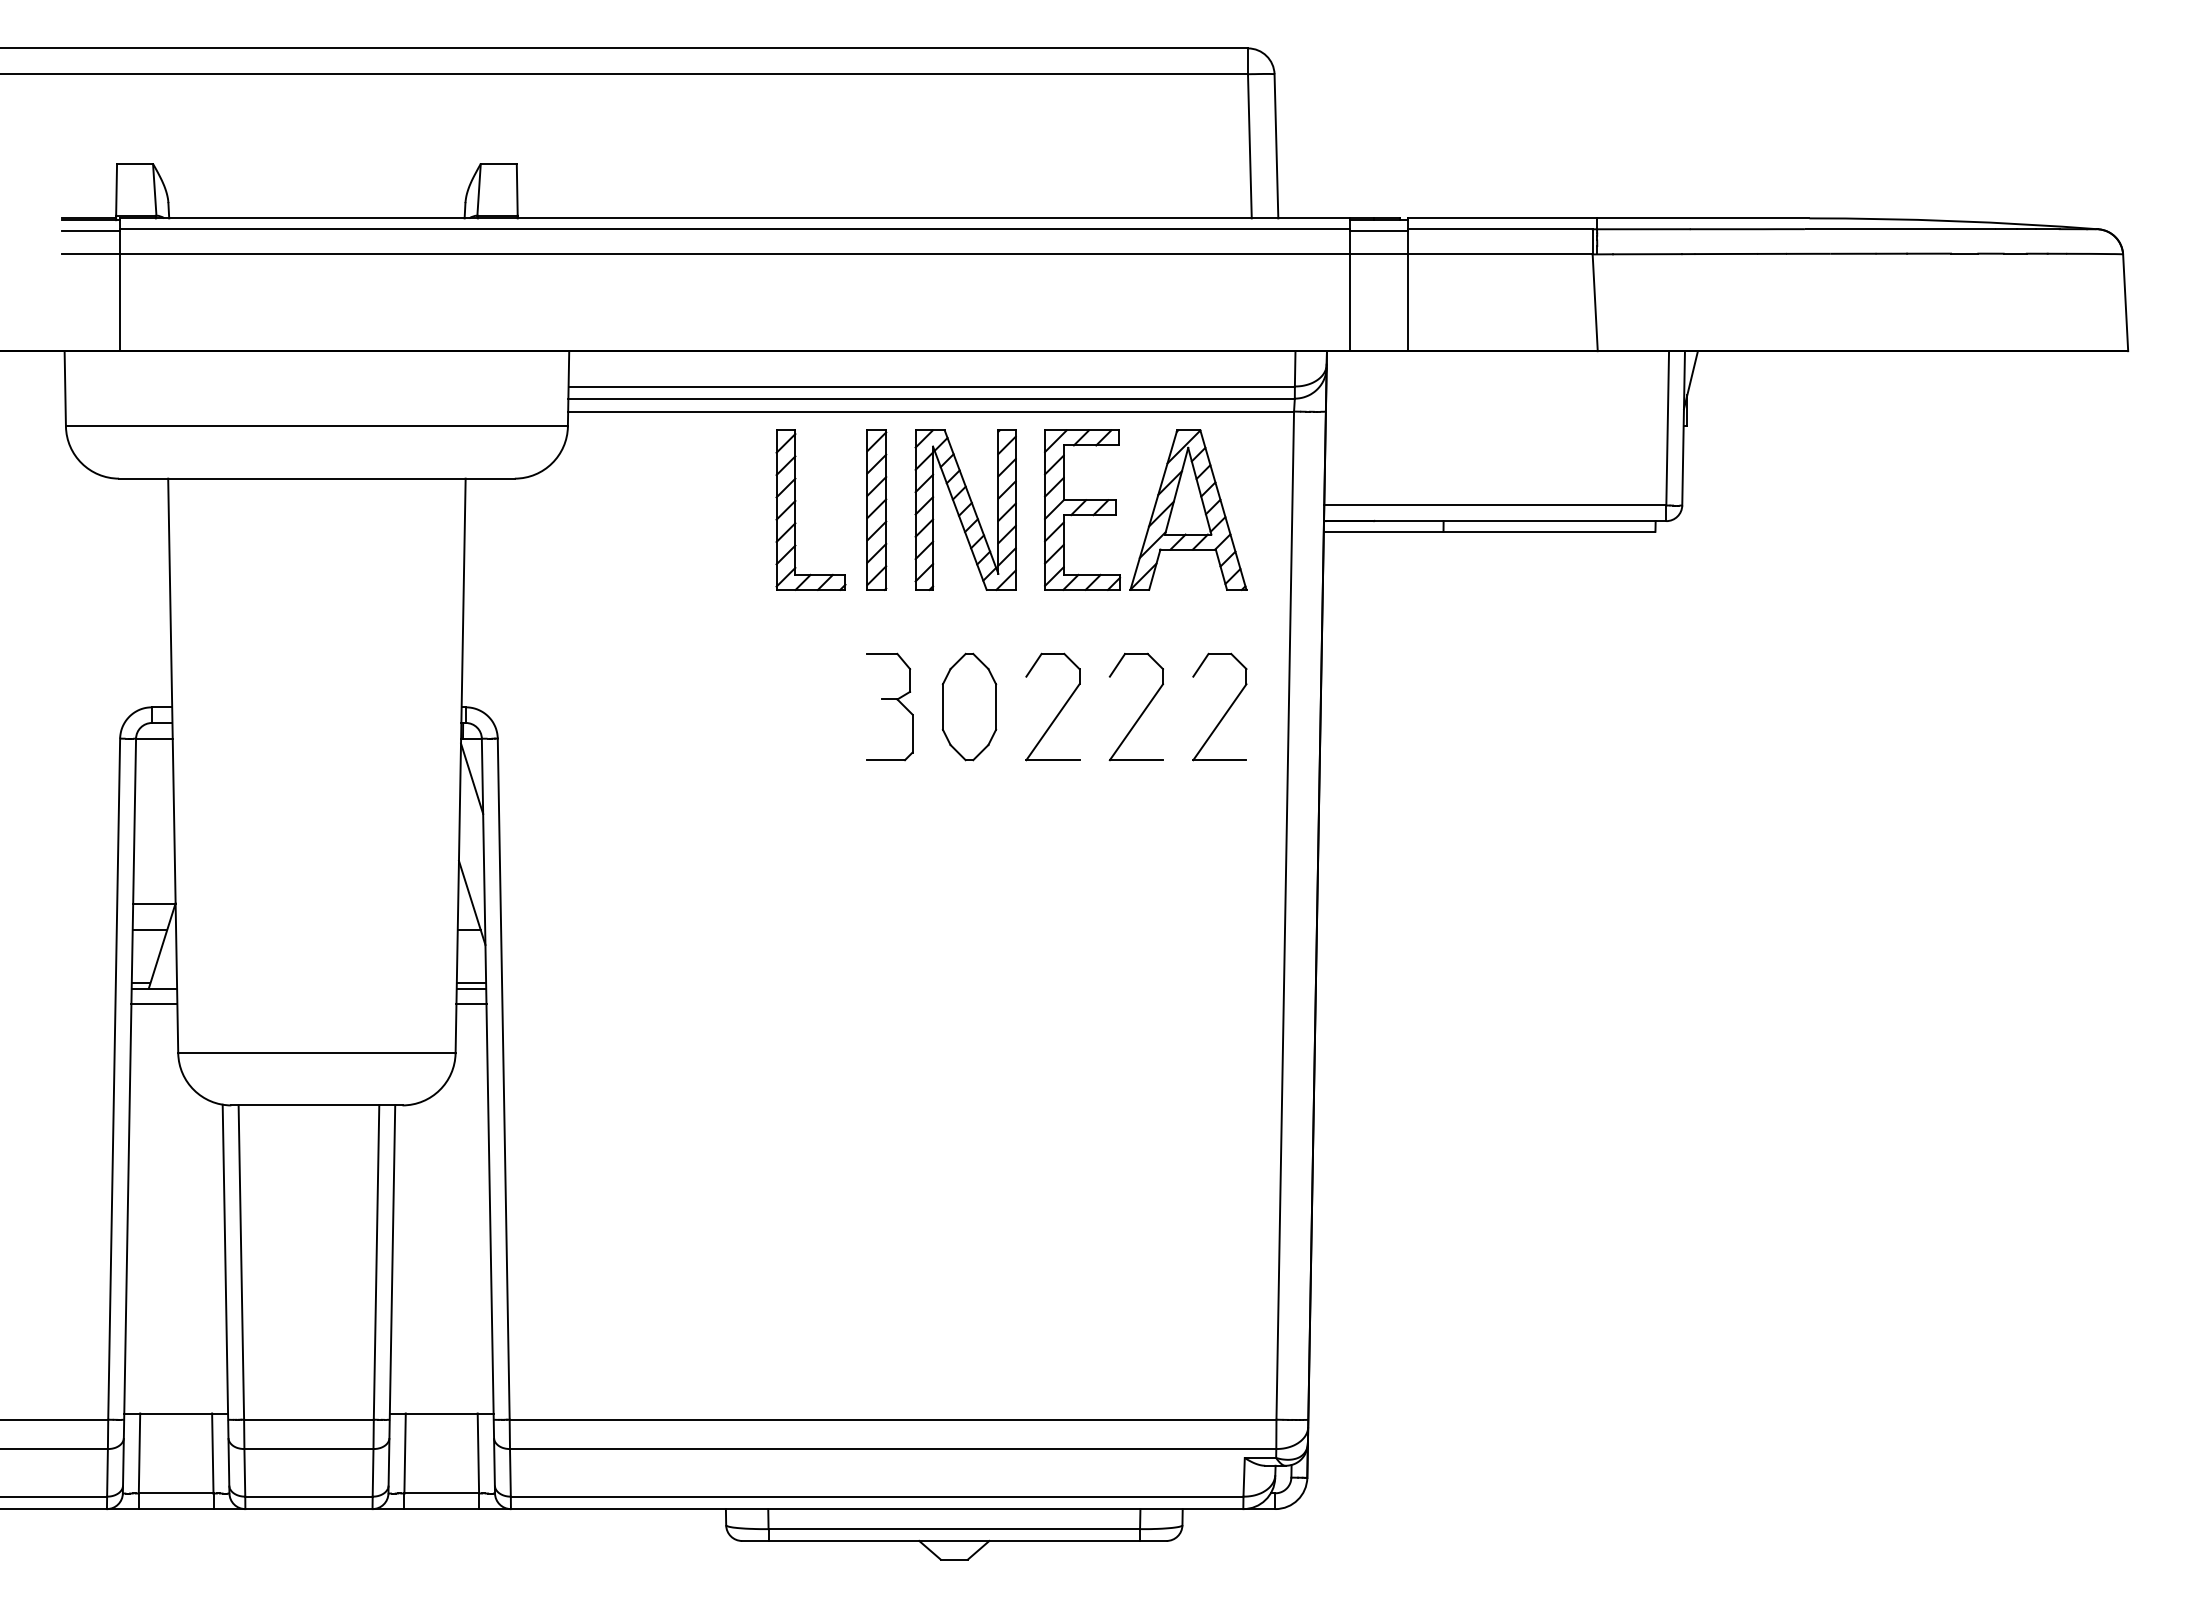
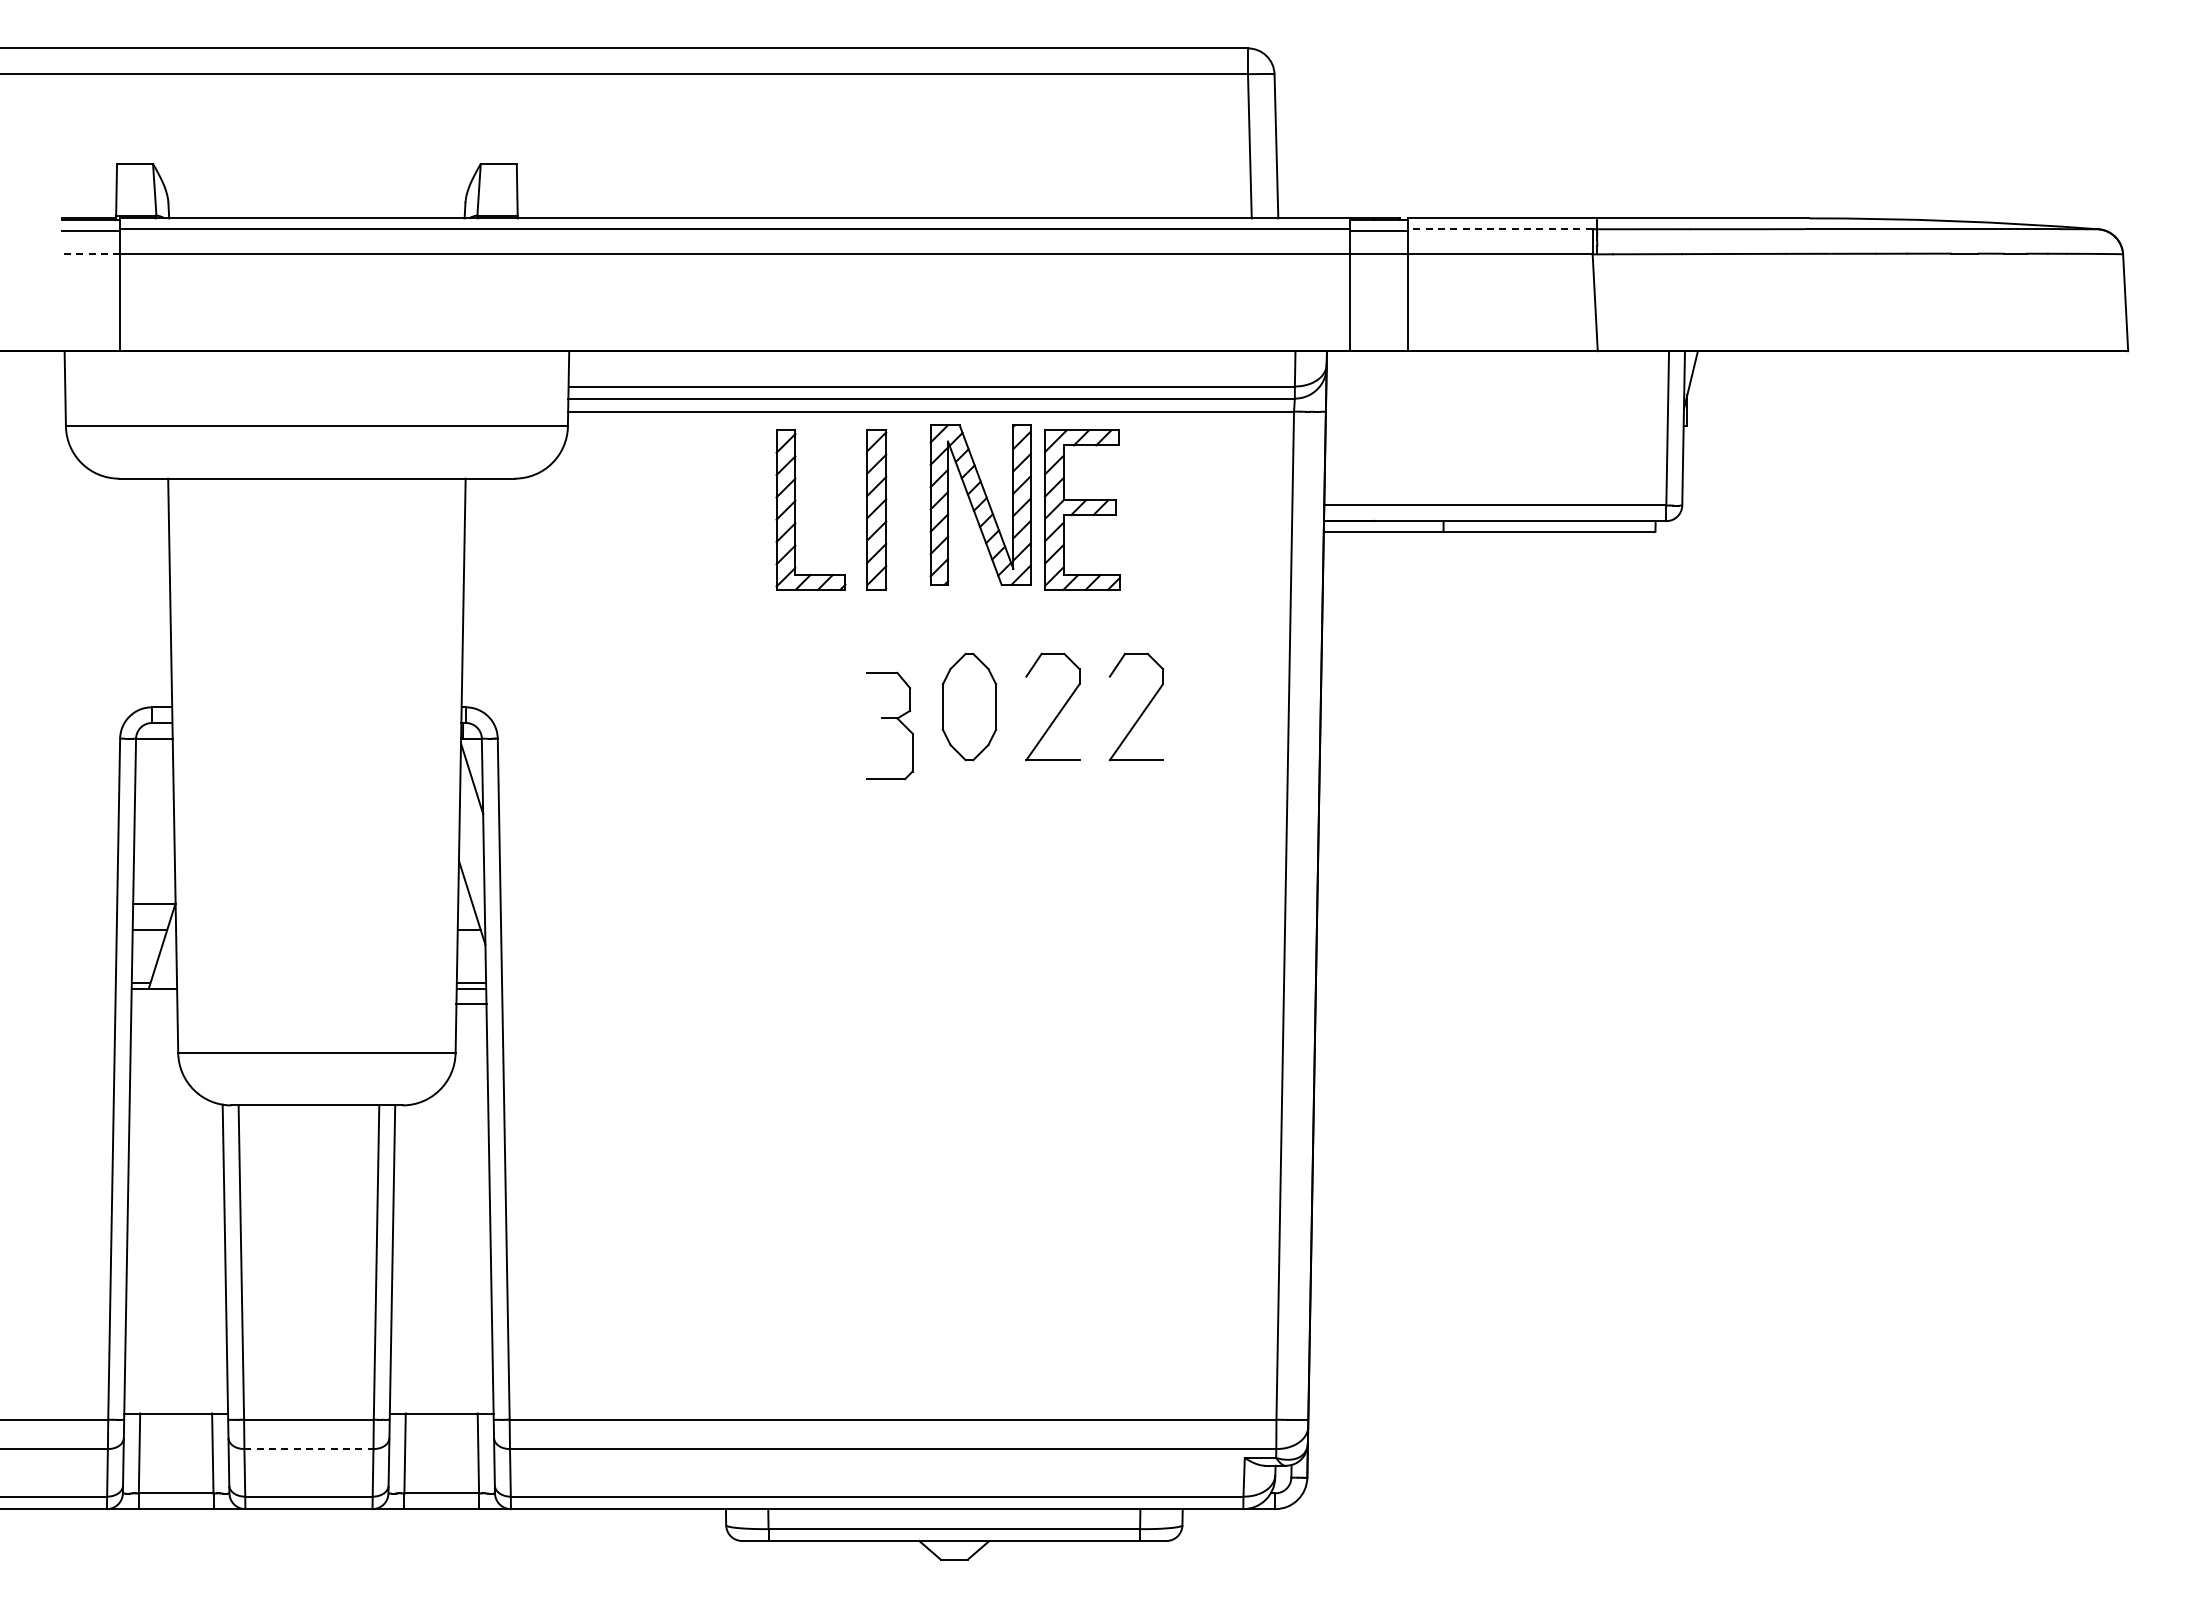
line: solid -> dashed (1499, 229)
line: solid -> dashed (90, 254)
part position: (965, 509) -> (980, 504) (980, 504)
part: present -> none (1188, 509)
part position: (889, 699) -> (889, 718) (889, 718)
part: present -> none (1226, 710)
line: present -> none (154, 1004)
line: solid -> dashed (308, 1449)
